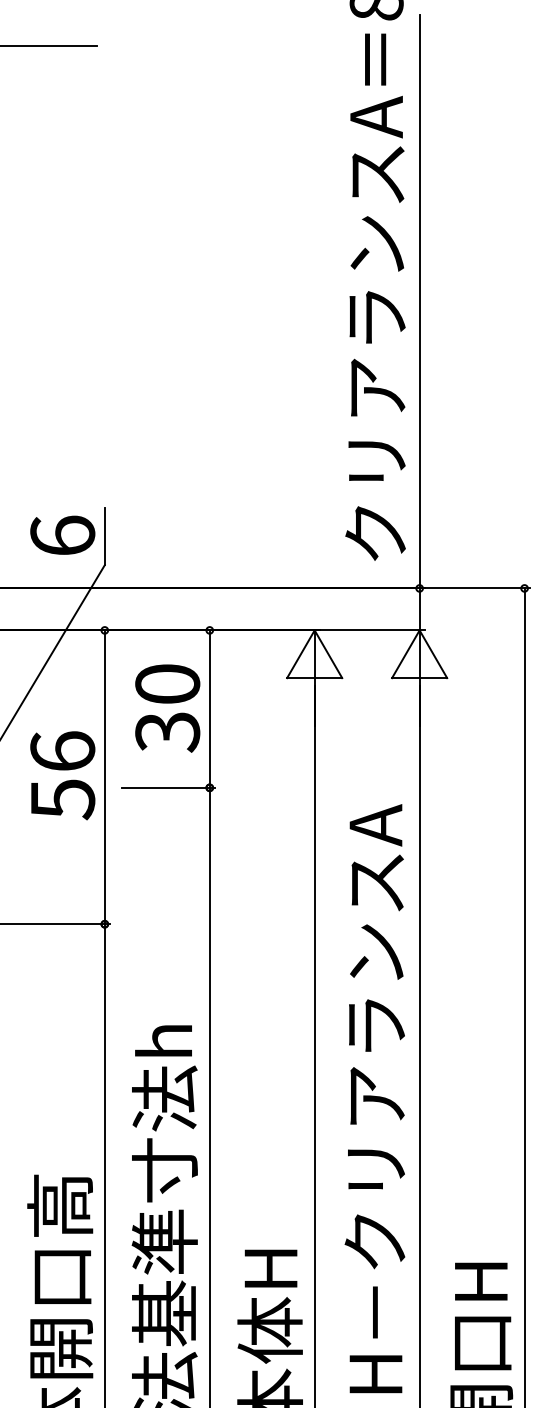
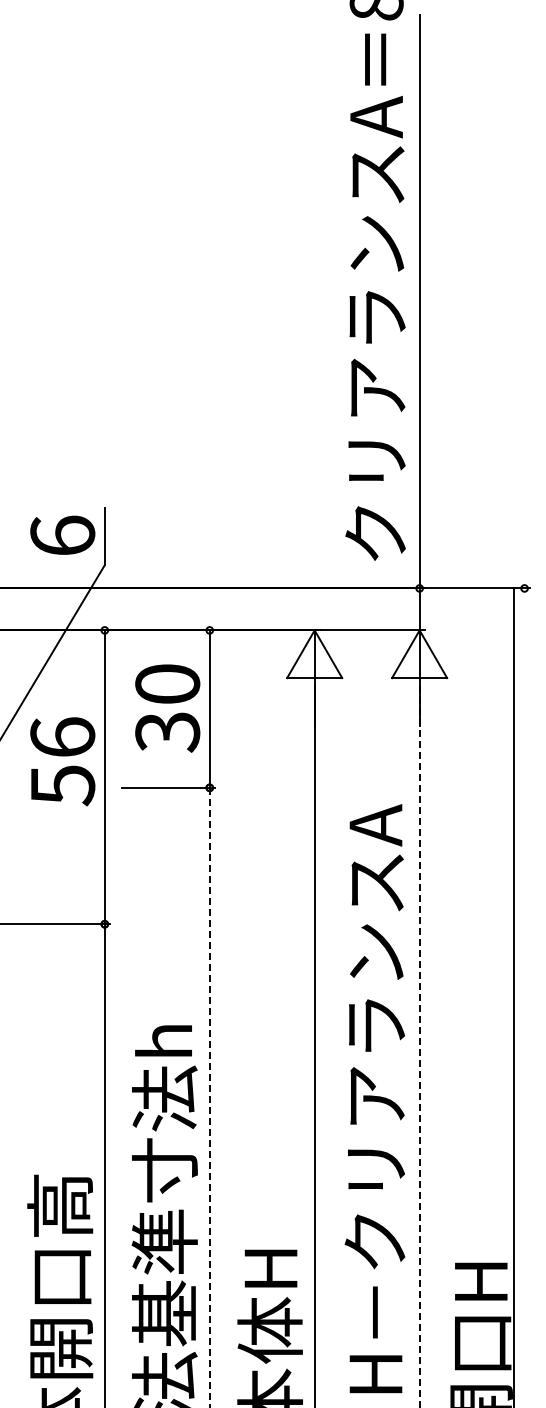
line: present -> none (49, 46)
text position: (62, 775) -> (62, 761) (62, 761)
line position: (524, 996) -> (513, 996) (513, 996)
line: solid -> dashed (419, 1046)
line: solid -> dashed (209, 1097)
